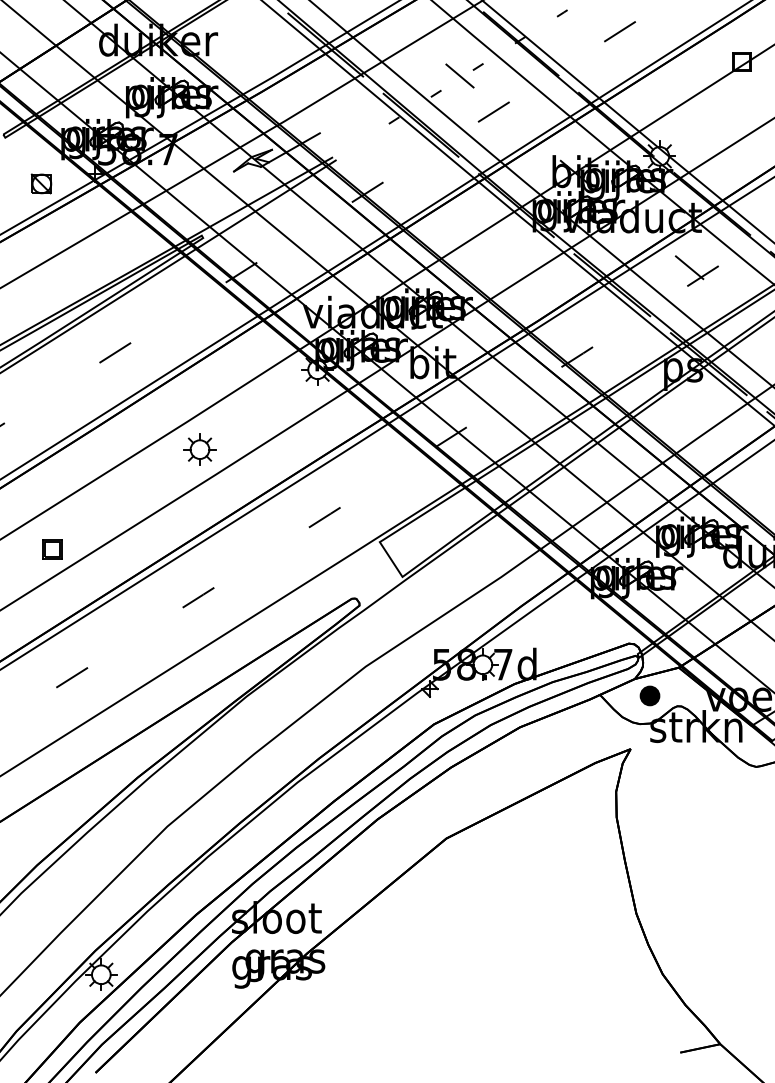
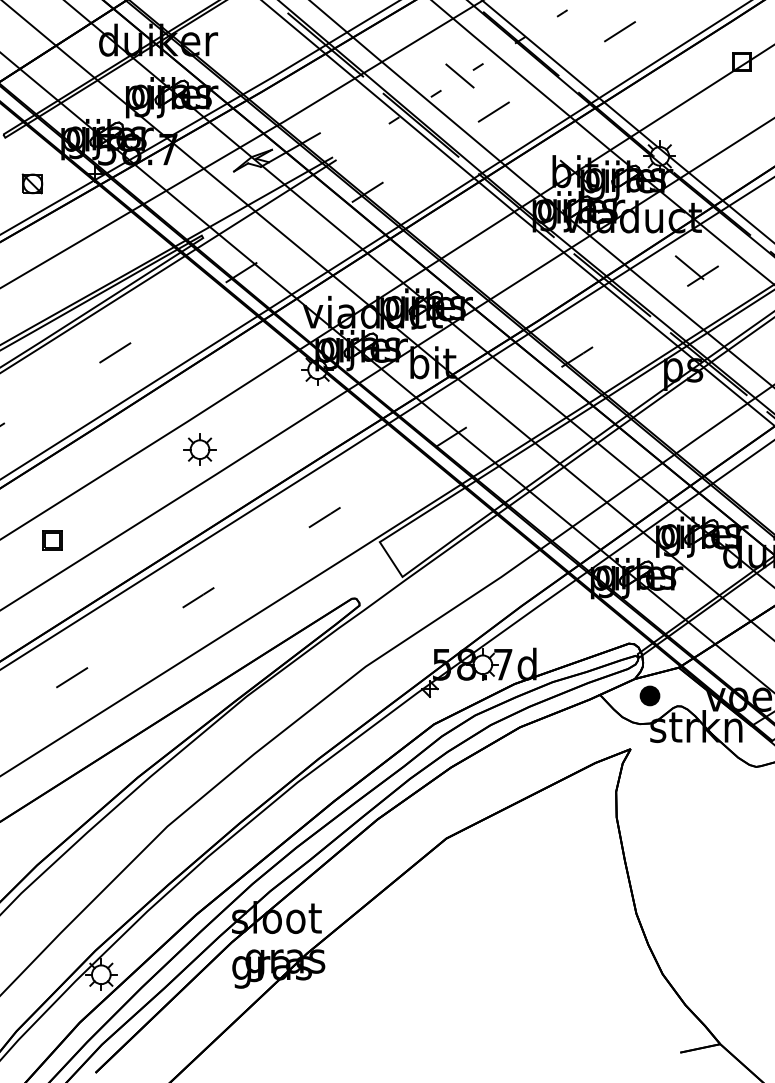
part position: (41, 183) -> (32, 183) (32, 183)
part position: (52, 549) -> (52, 540) (52, 540)
